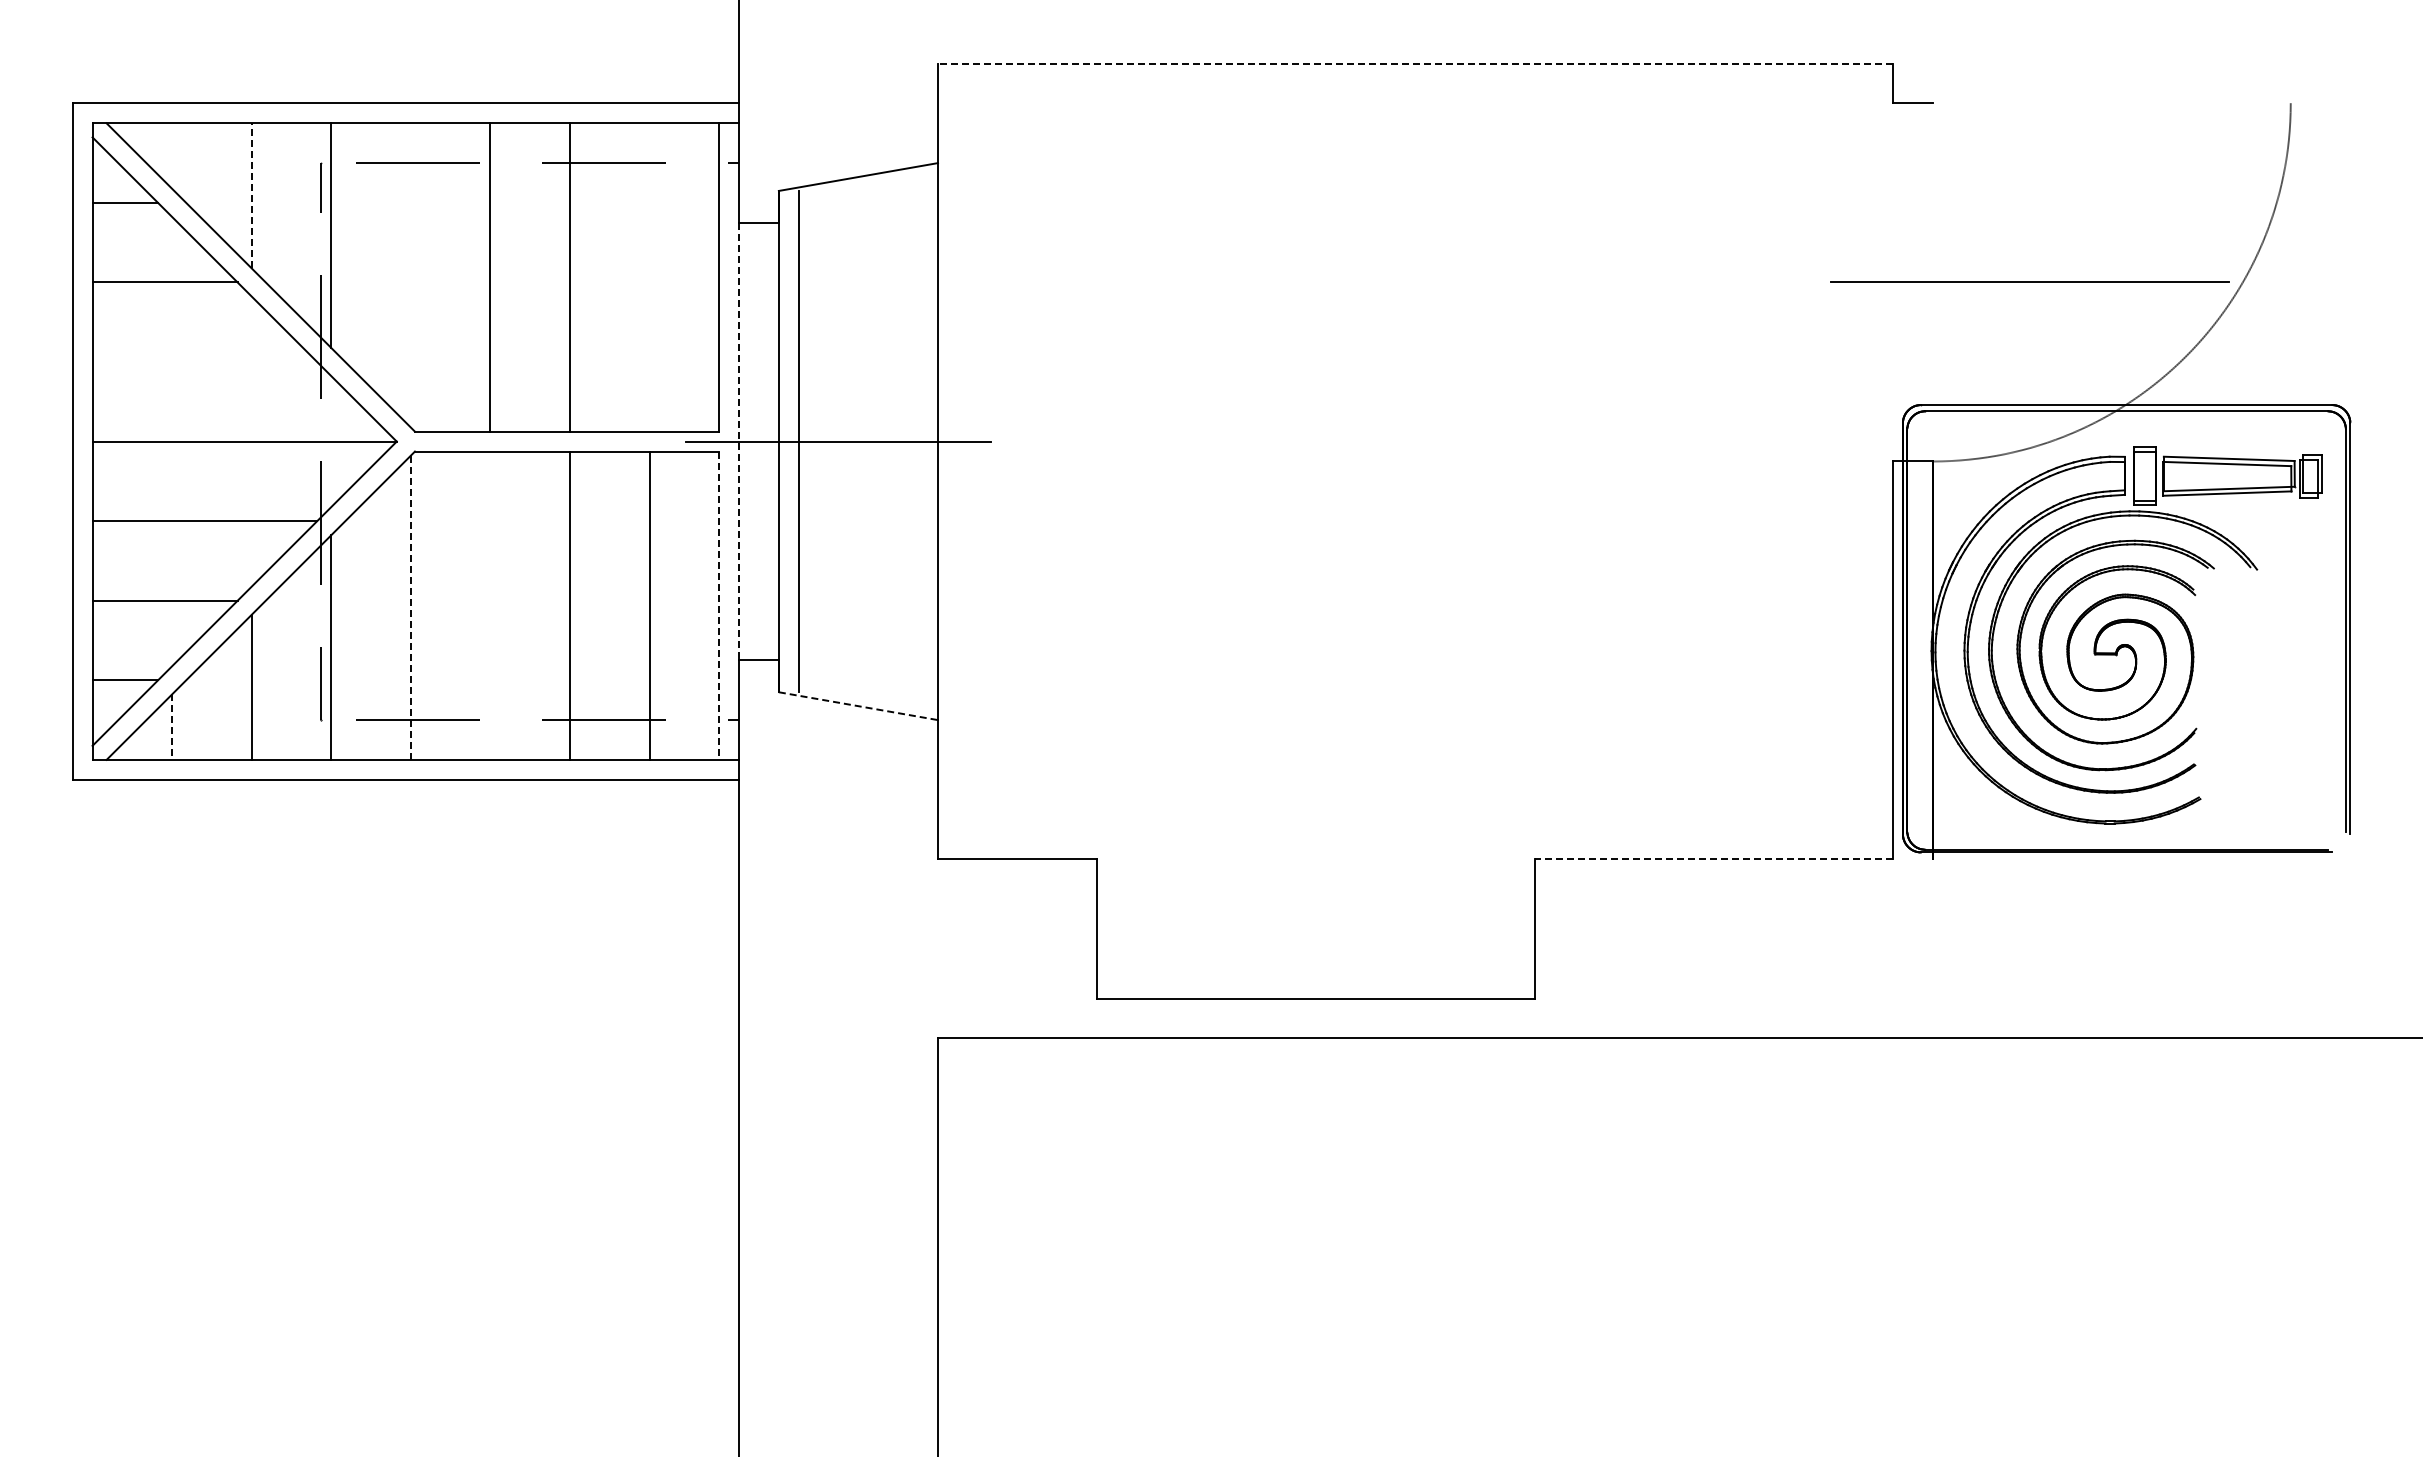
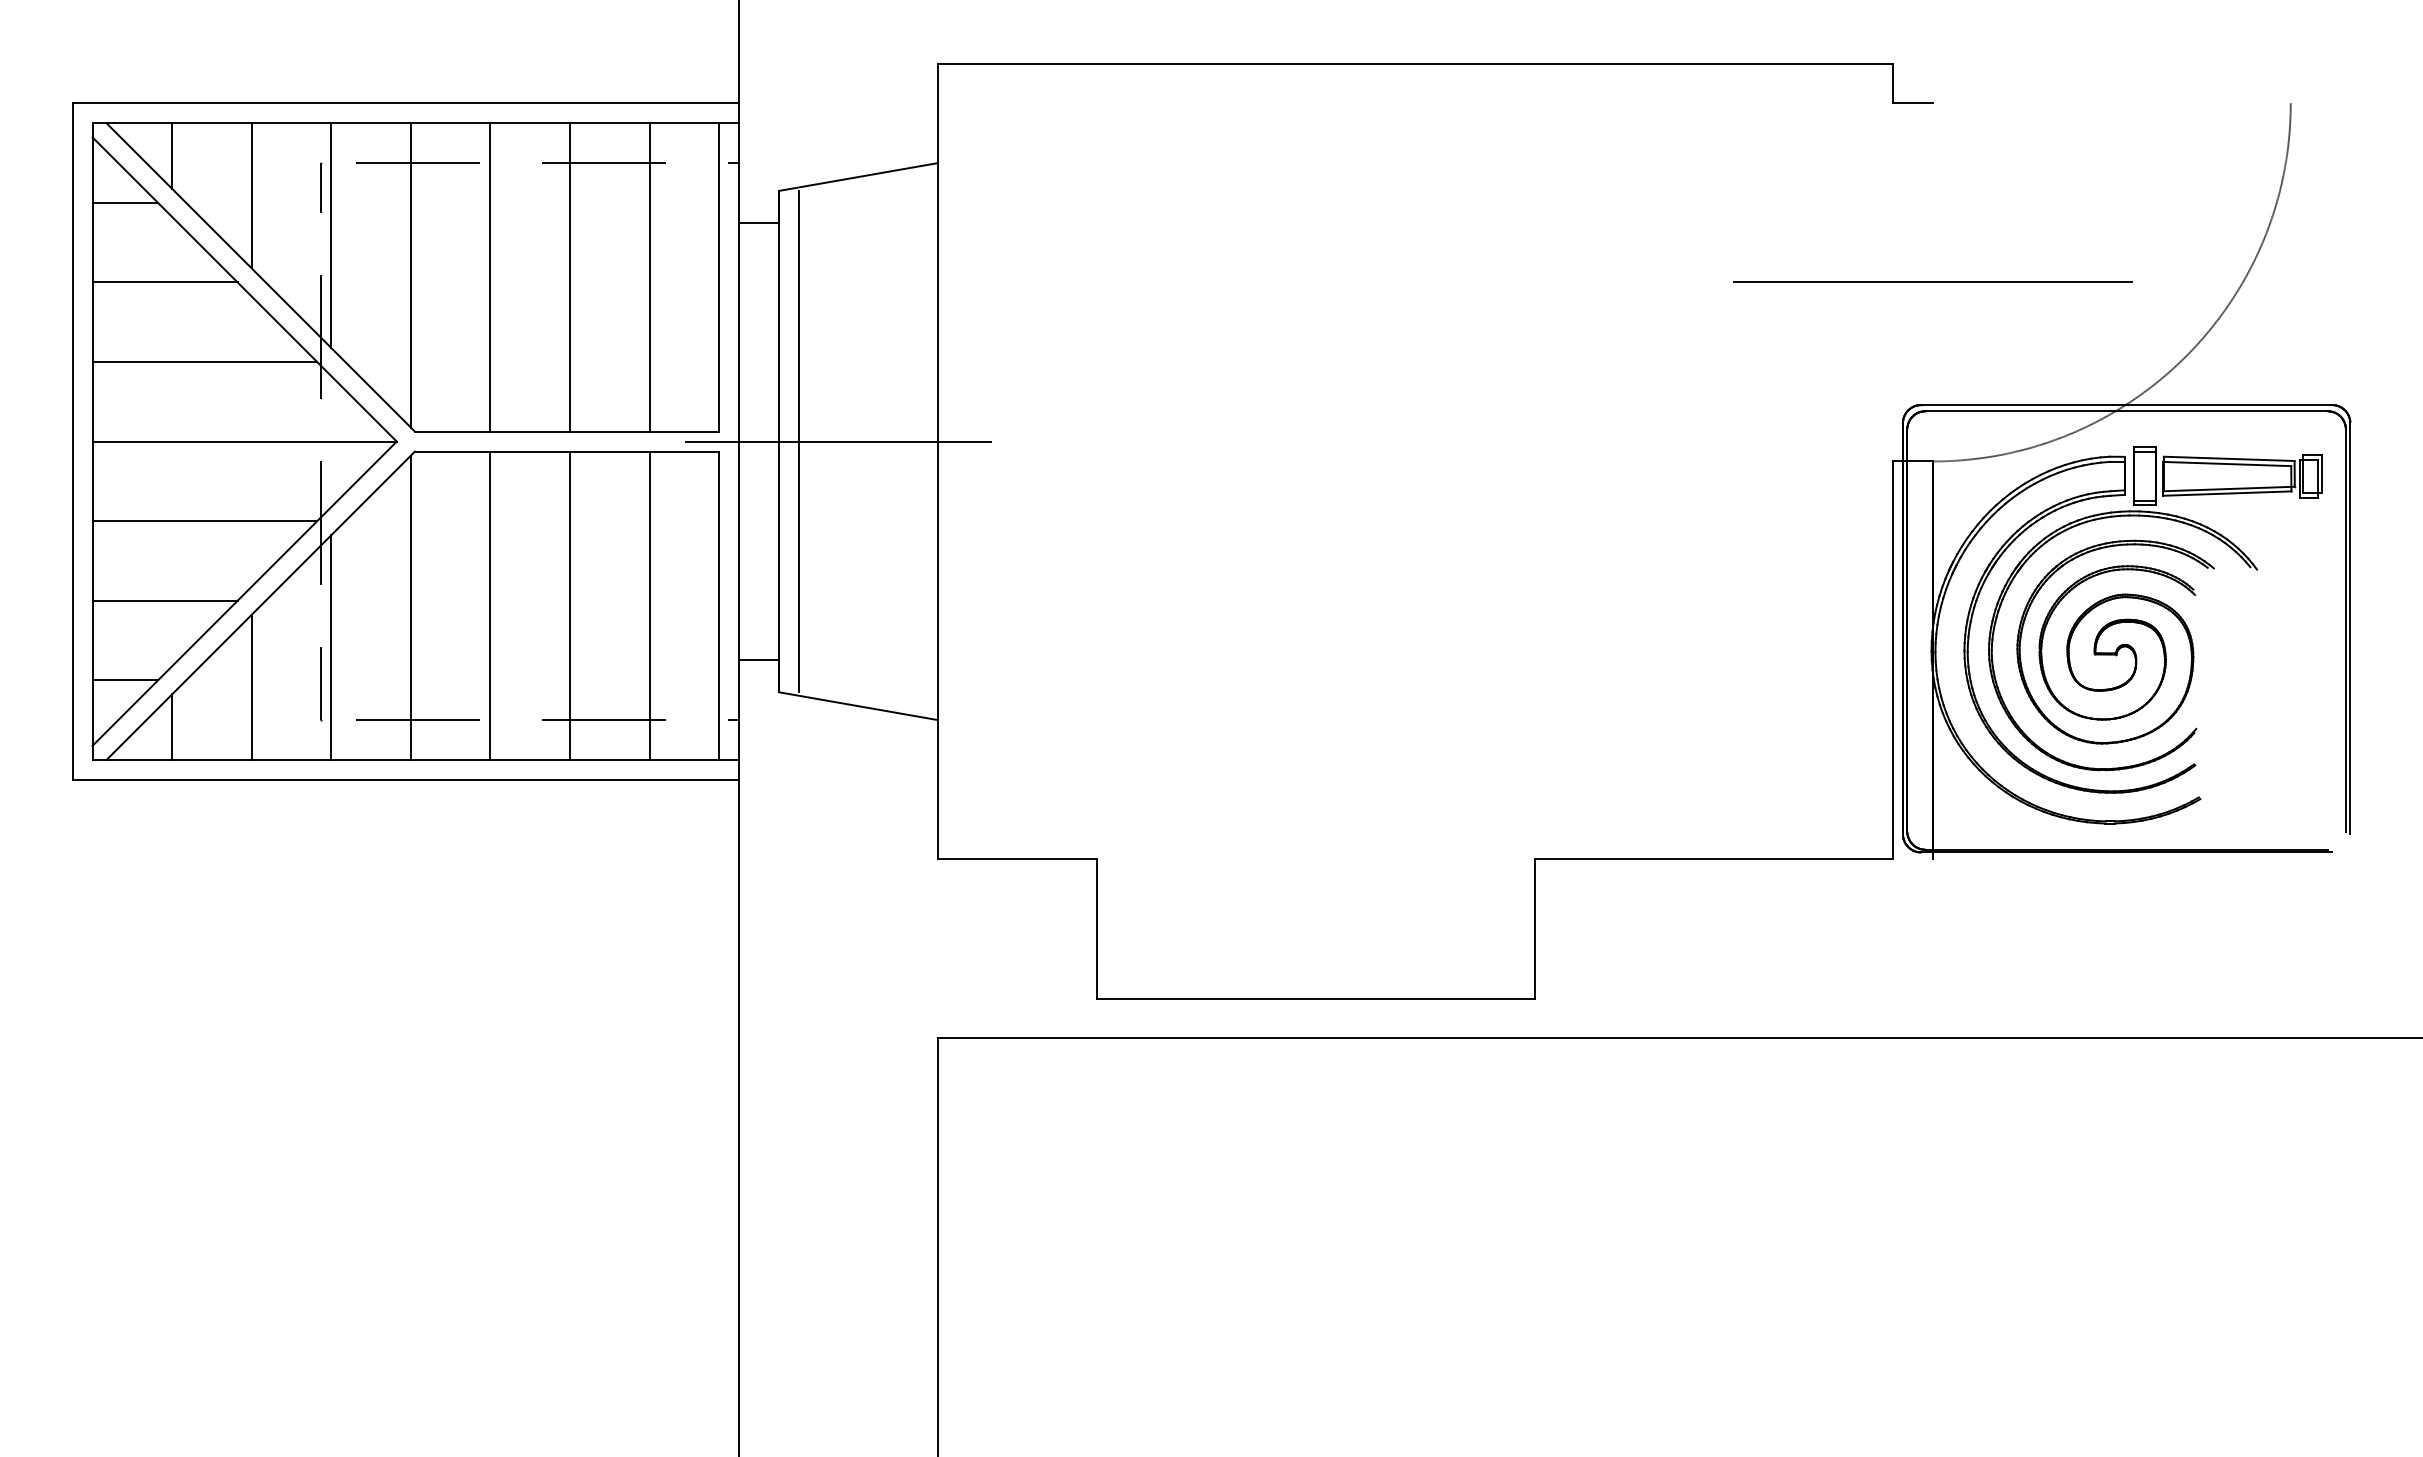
line: dashed -> solid (1414, 63)
line: none -> present (172, 155)
line: dashed -> solid (251, 195)
line: none -> present (410, 275)
line: none -> present (649, 277)
line position: (2029, 281) -> (1932, 281) (1932, 281)
line: none -> present (204, 362)
line: dashed -> solid (739, 441)
line: none -> present (490, 605)
line: dashed -> solid (719, 606)
line: dashed -> solid (410, 608)
line: dashed -> solid (858, 706)
line: dashed -> solid (172, 727)
line: dashed -> solid (1713, 859)
